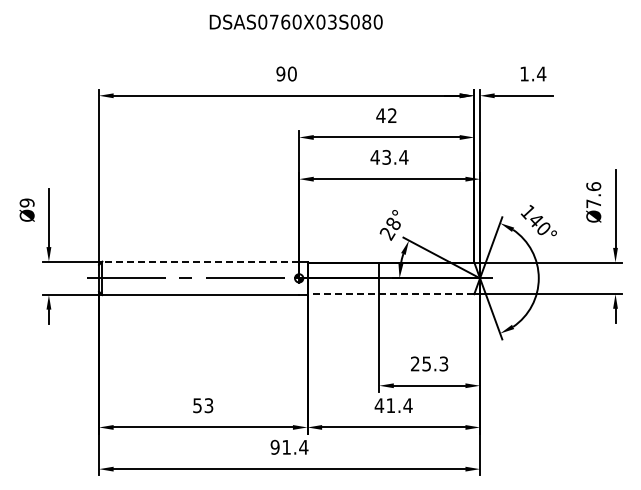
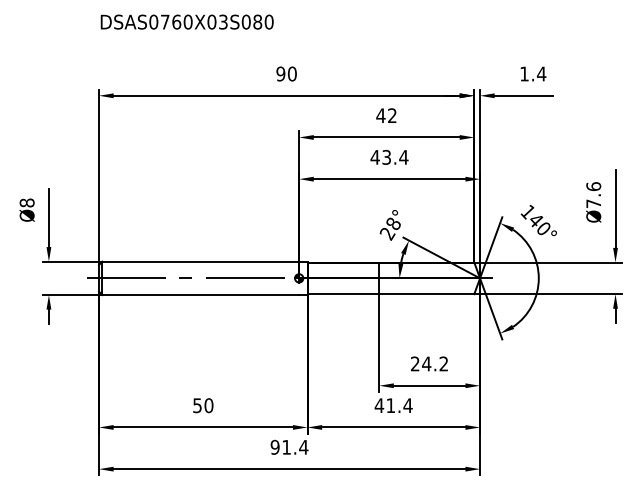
text position: (295, 21) -> (186, 21) (186, 21)
text: Ø9 -> Ø8 (26, 202)
line: dashed -> solid (200, 261)
line: dashed -> solid (390, 294)
text: 25.3 -> 24.2 (435, 363)
text: 53 -> 50 (208, 405)
